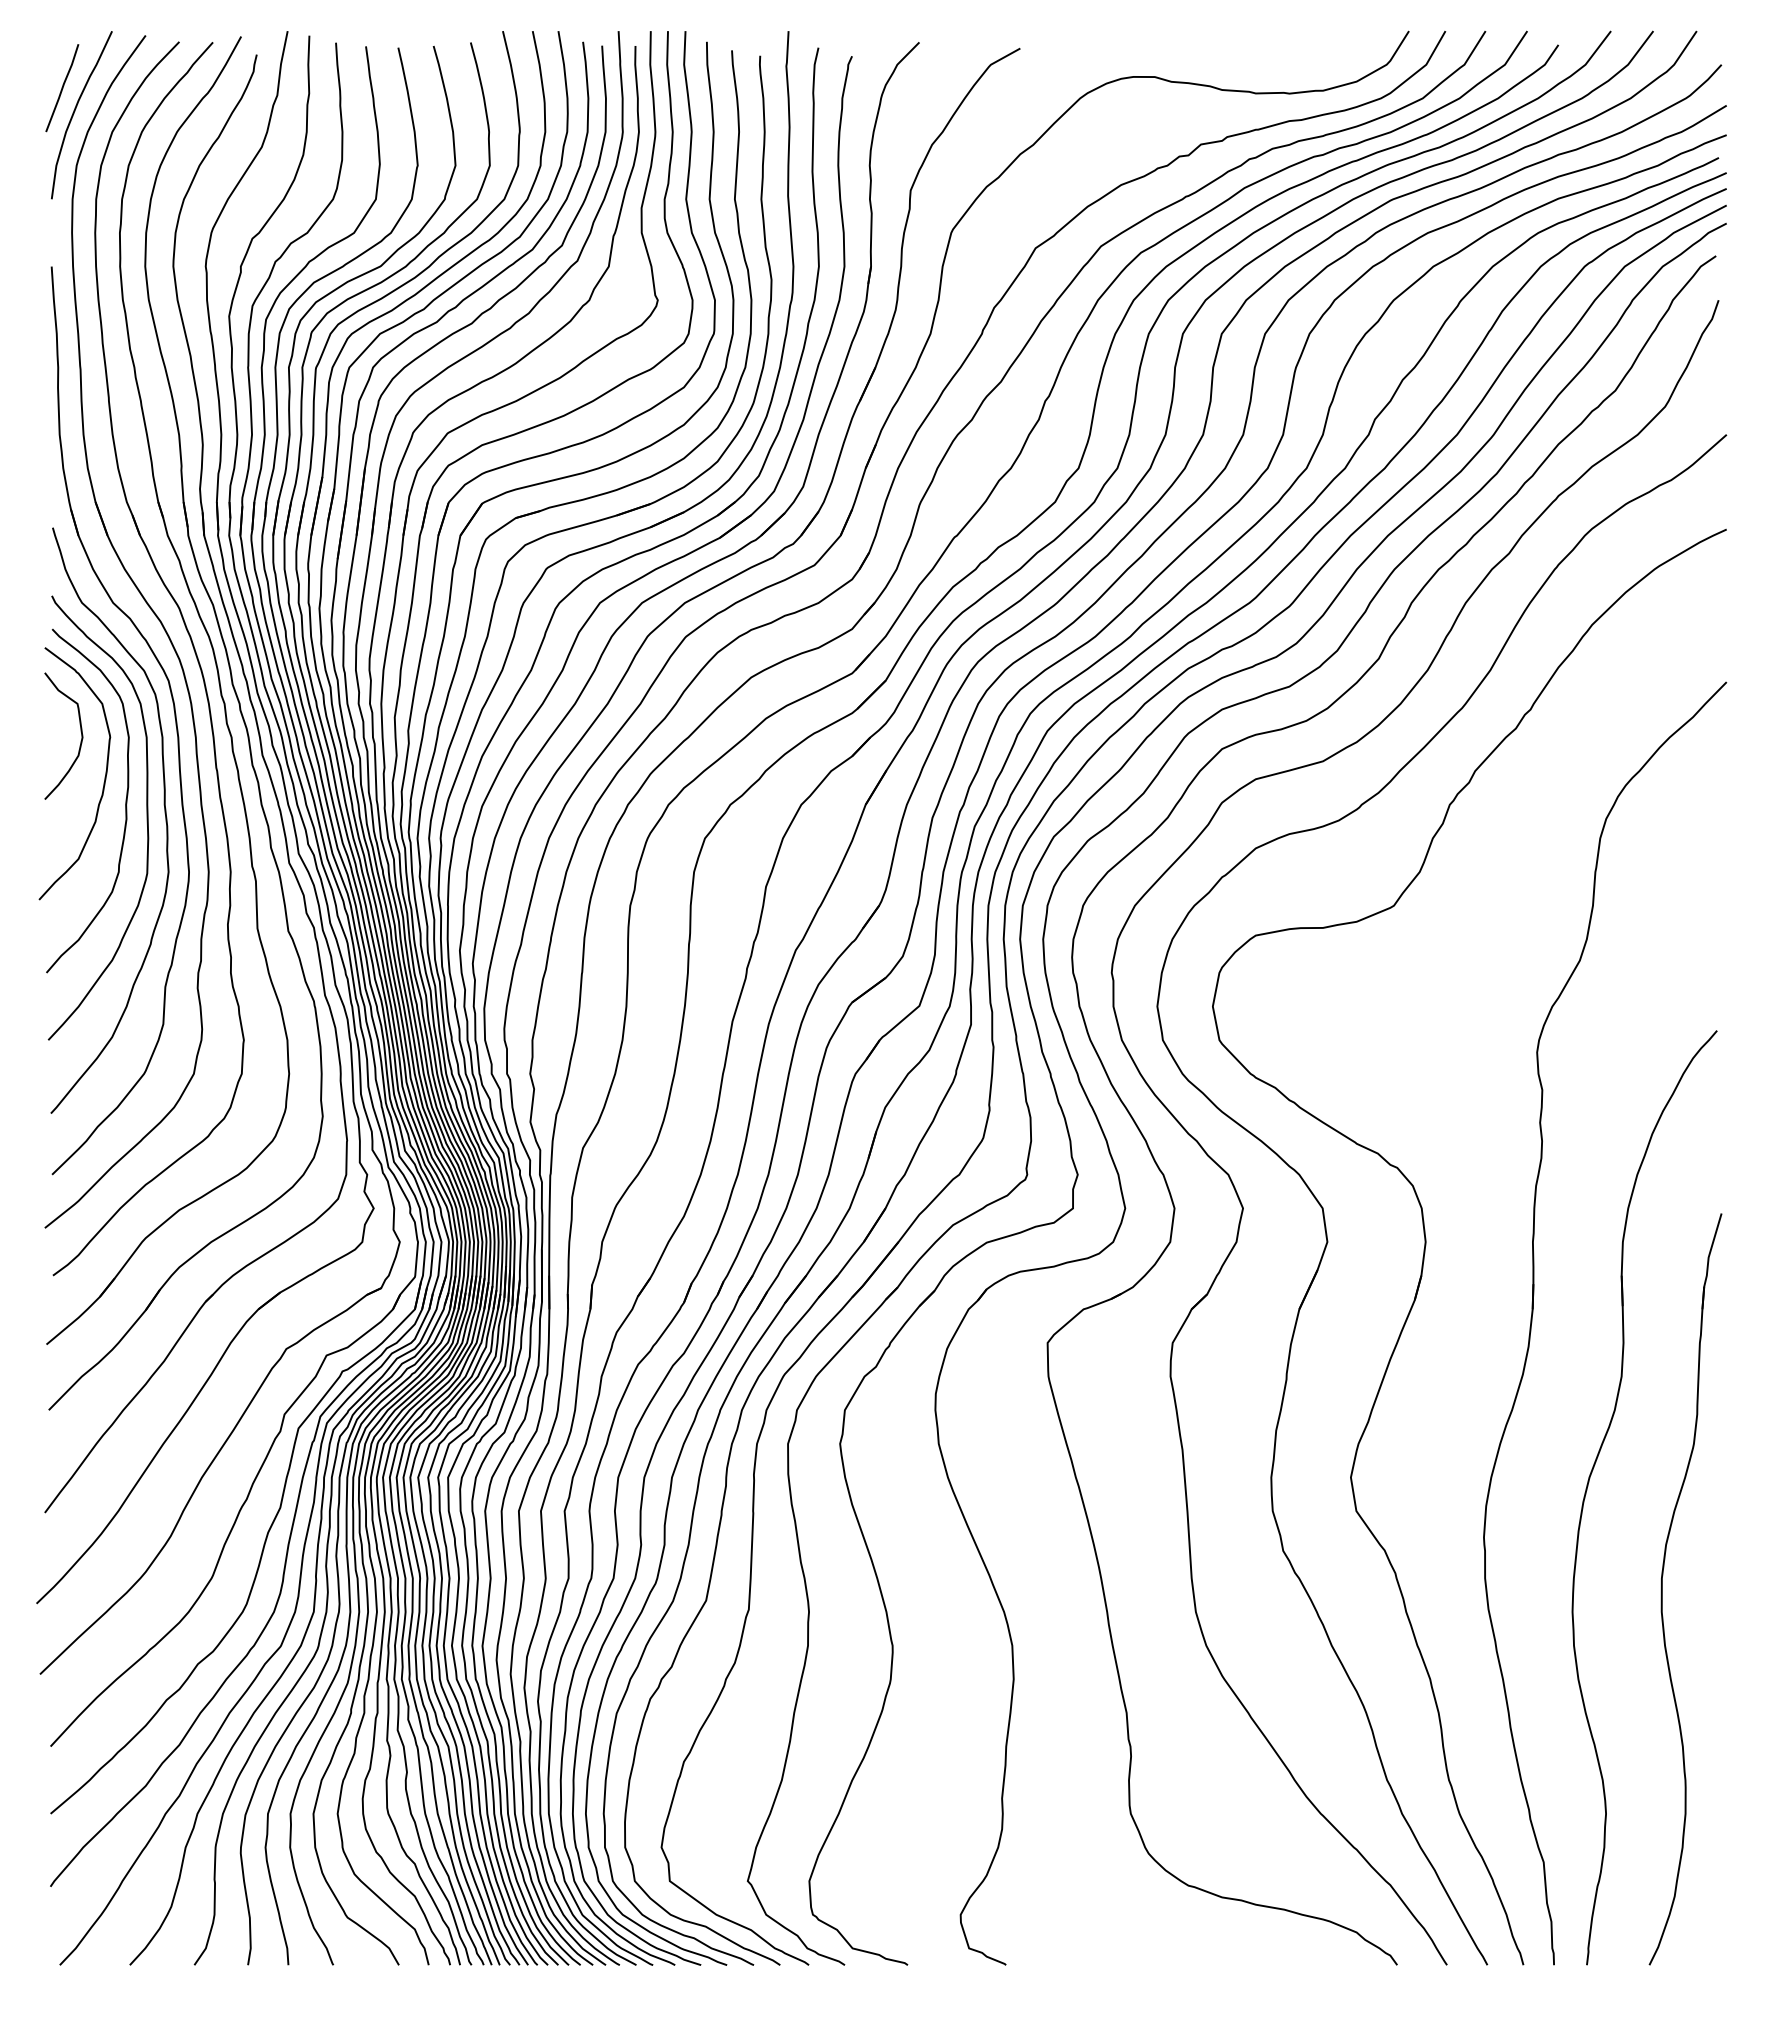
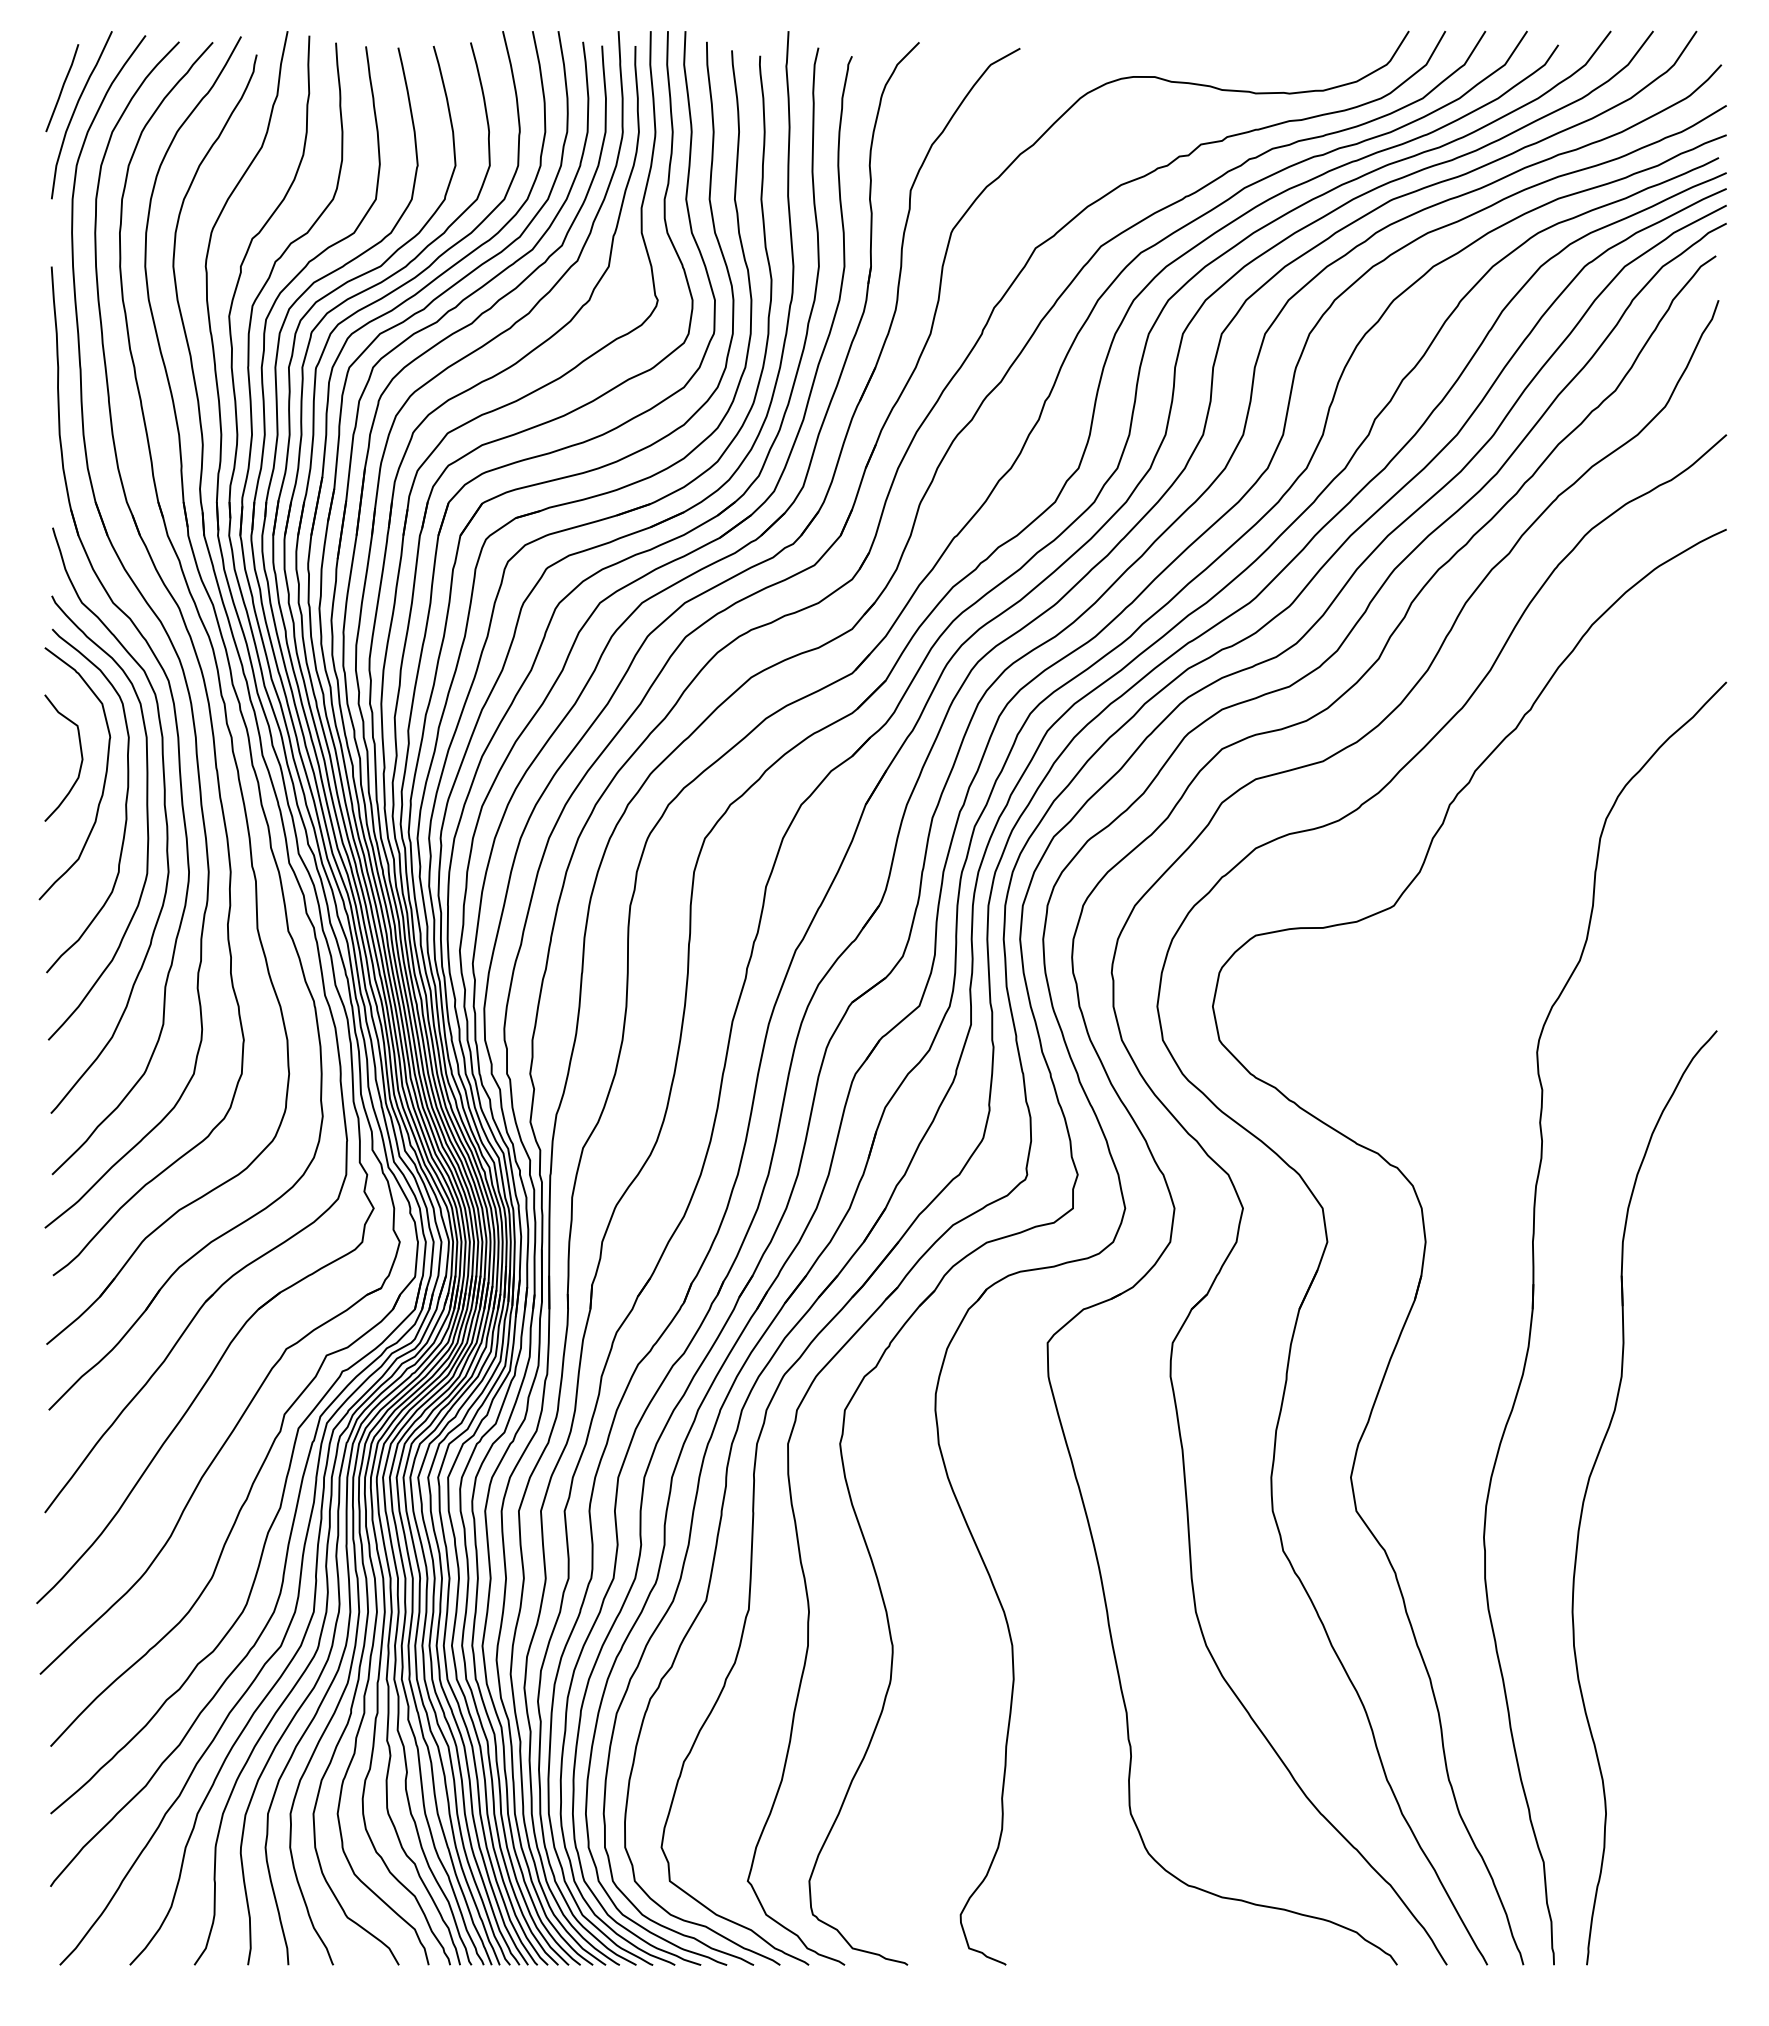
curve position: (80, 731) -> (80, 753) (80, 753)
part: present -> none (1662, 1589)
